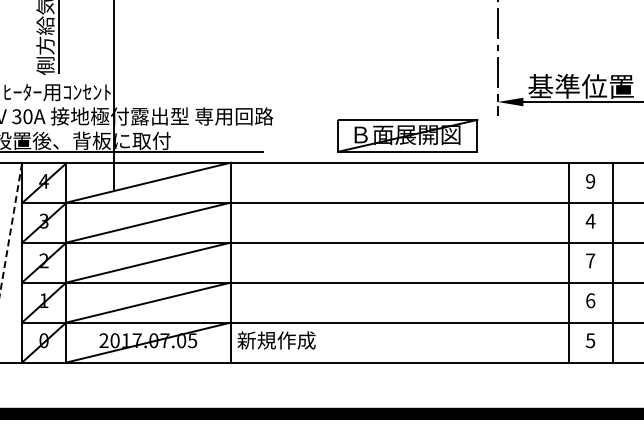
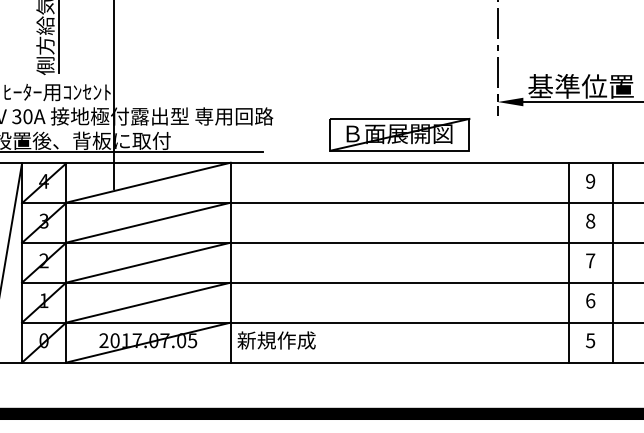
part position: (407, 135) -> (399, 134) (399, 134)
text: 4 -> 8 (590, 220)
line: dashed -> solid (11, 228)
